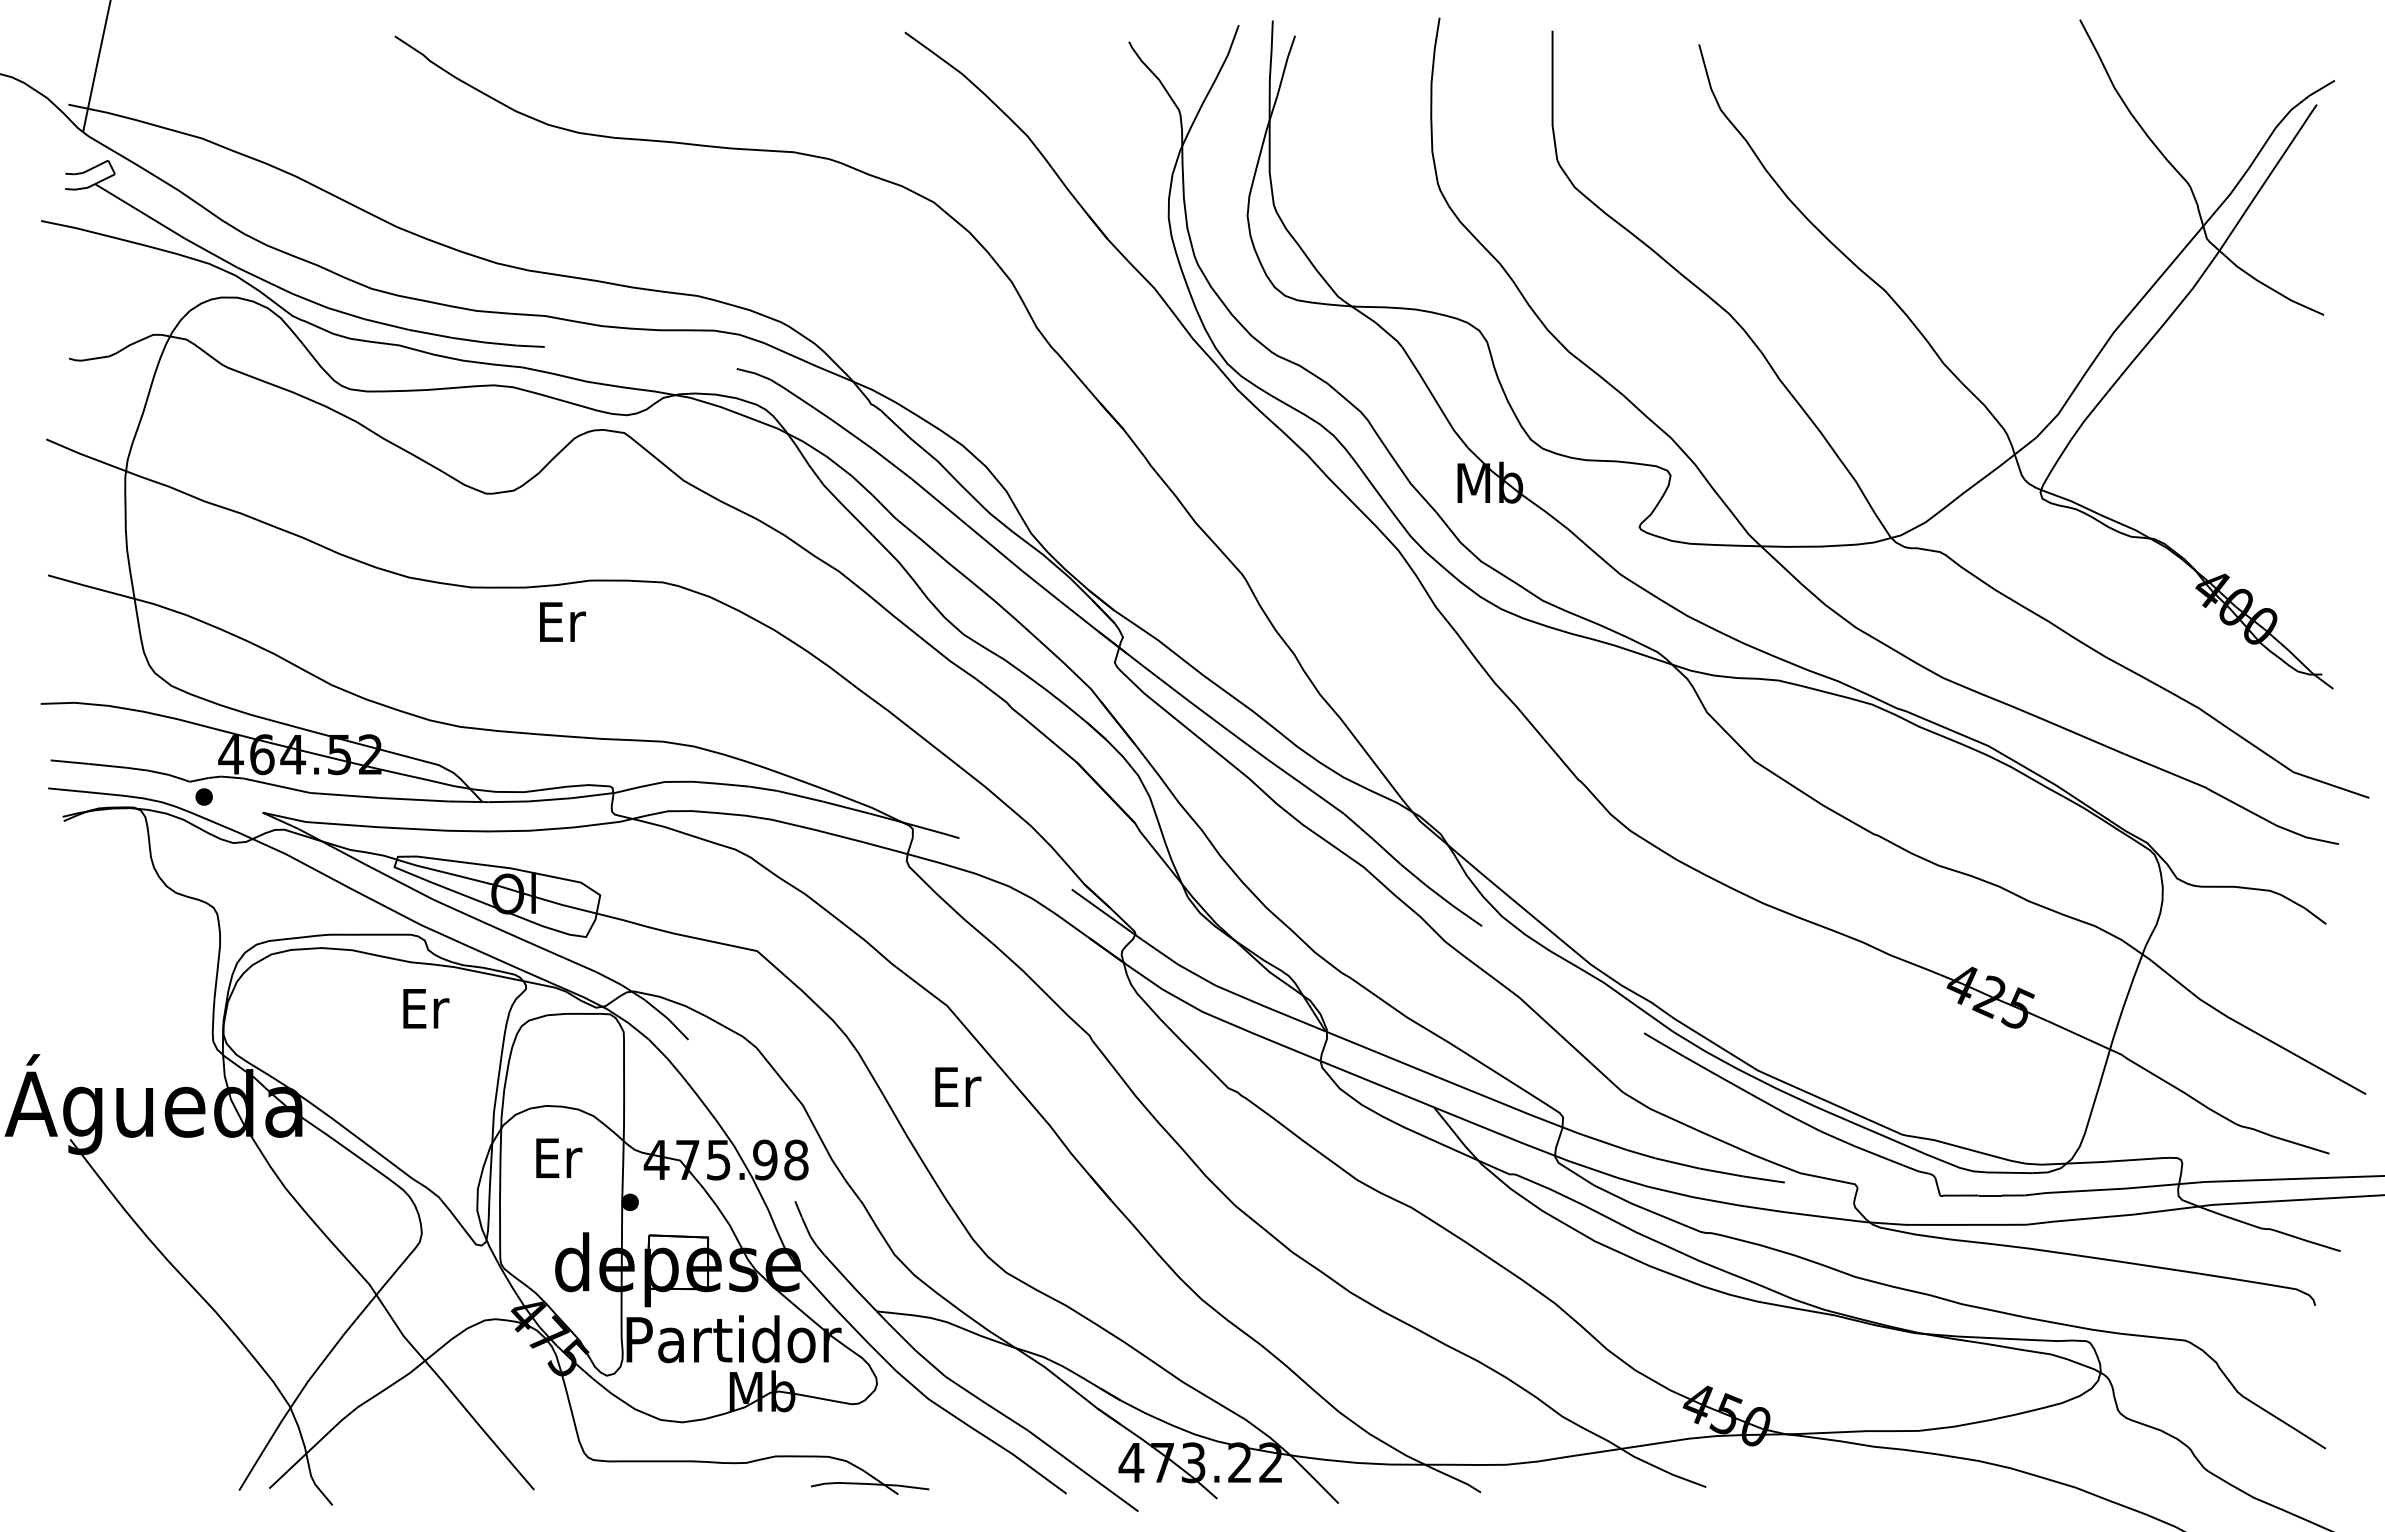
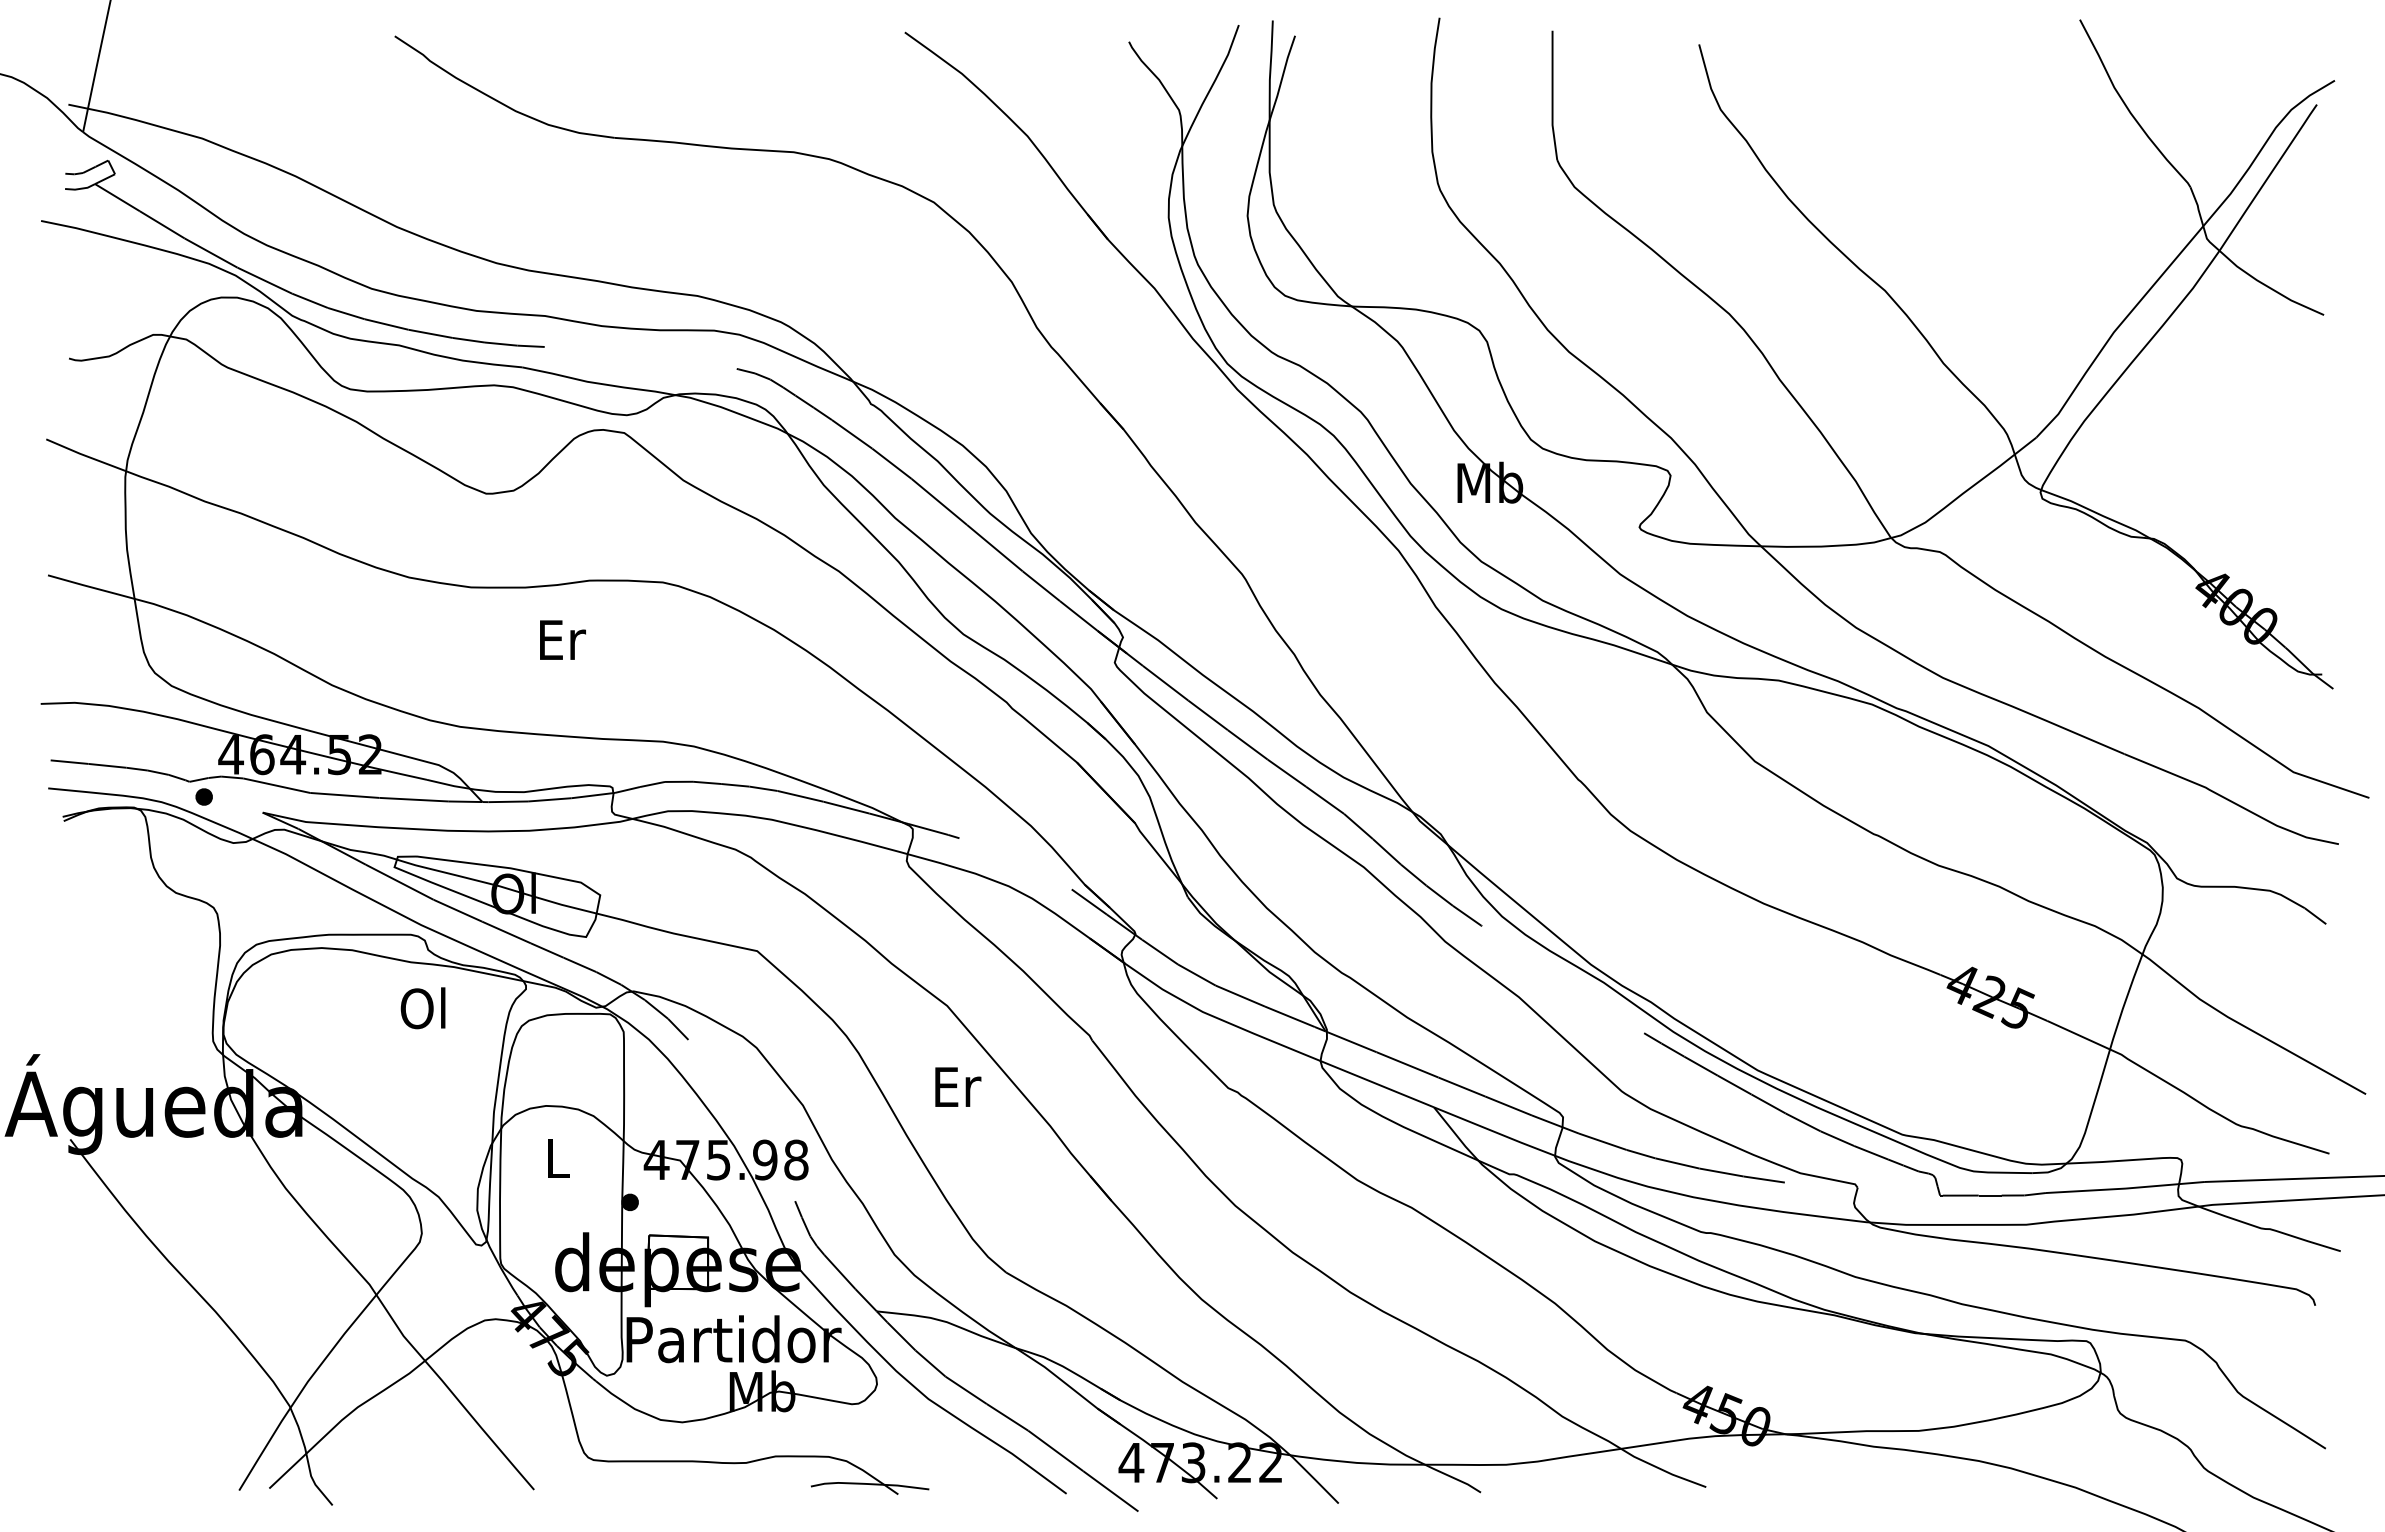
text position: (562, 621) -> (562, 639) (562, 639)
text: Er -> Ol (424, 1008)
text: Er -> L (559, 1157)
